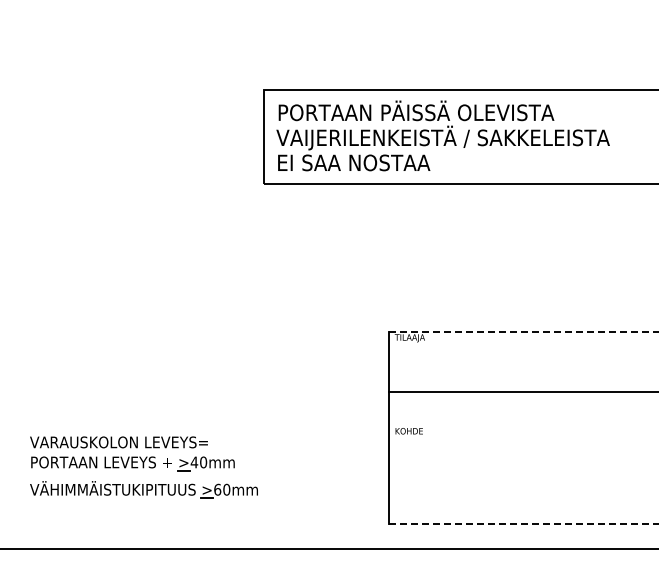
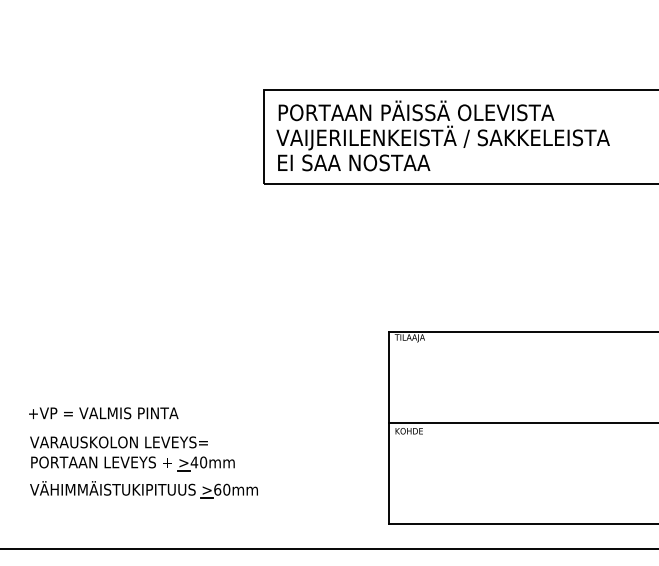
line: dashed -> solid (523, 331)
line position: (521, 391) -> (521, 422) (521, 422)
part: none -> present (143, 452)
line: dashed -> solid (523, 523)
